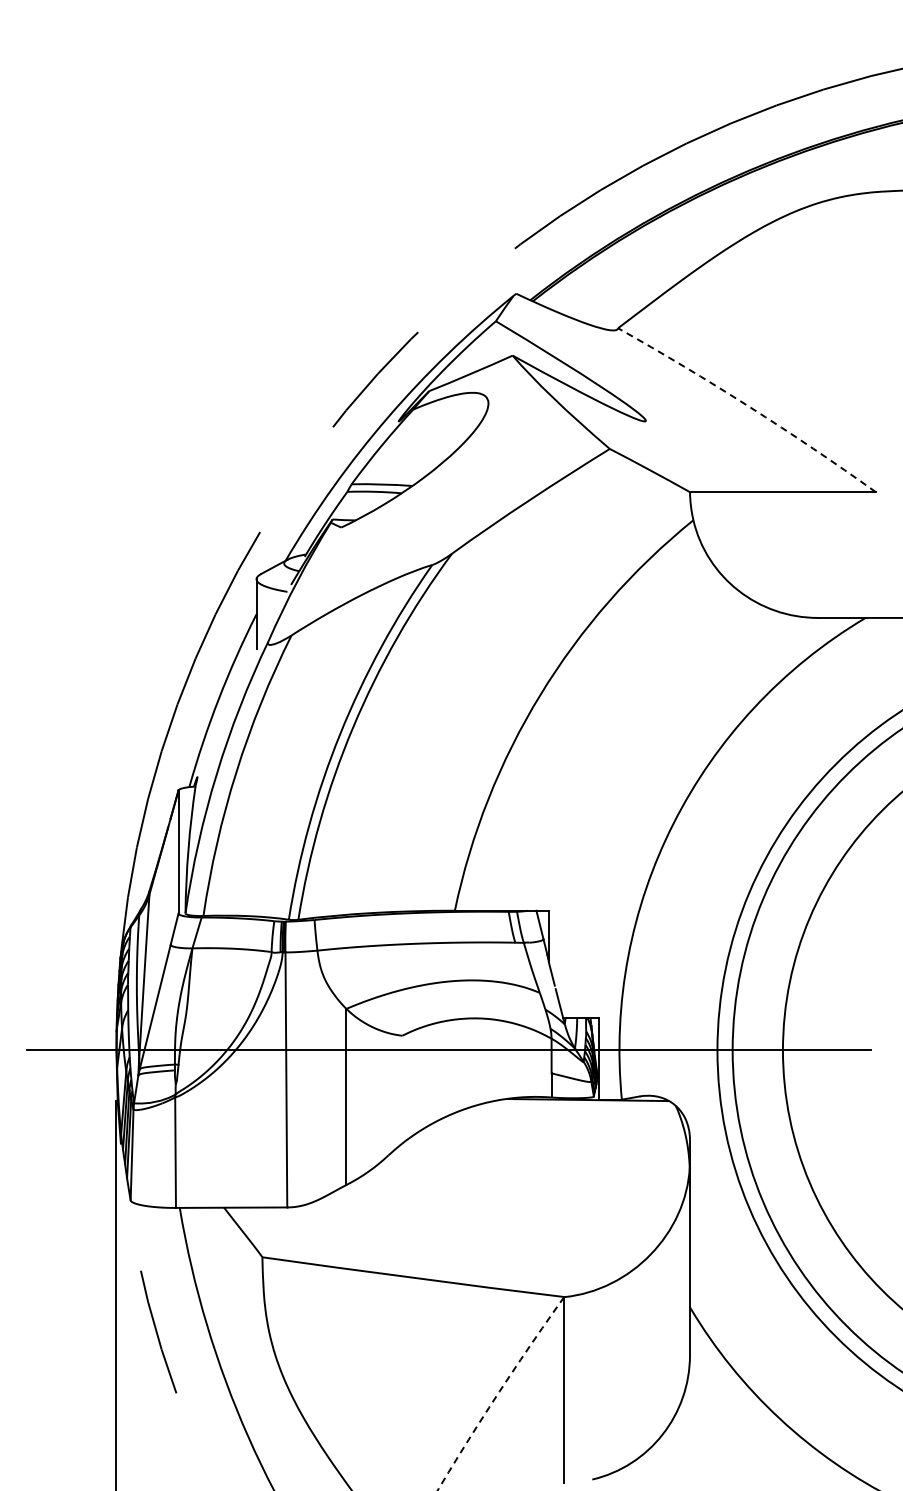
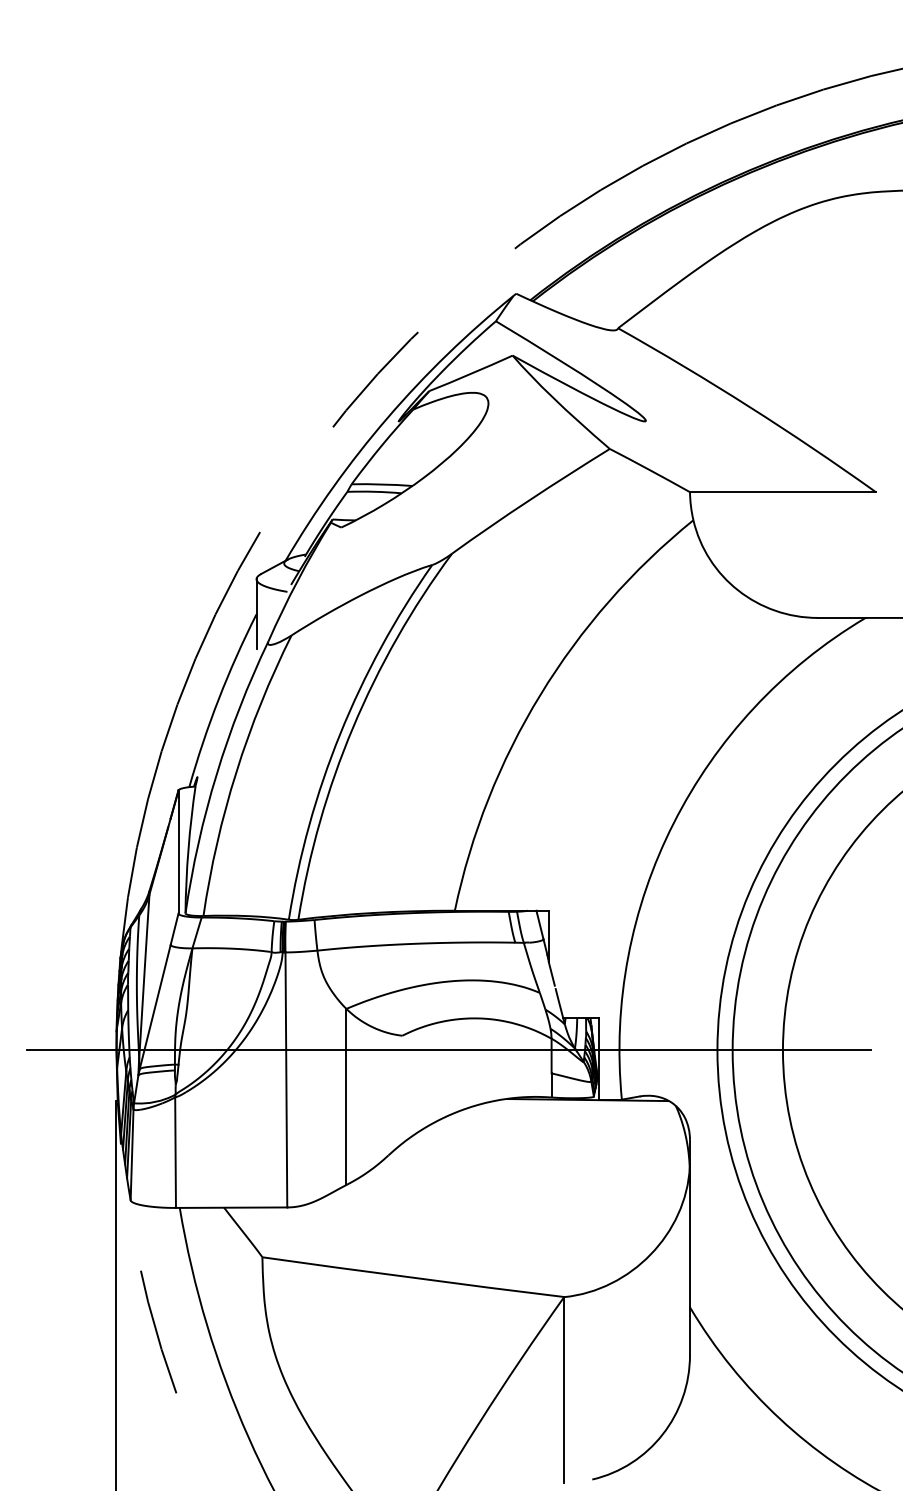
arc: dashed -> solid (749, 406)
arc: dashed -> solid (498, 1392)
